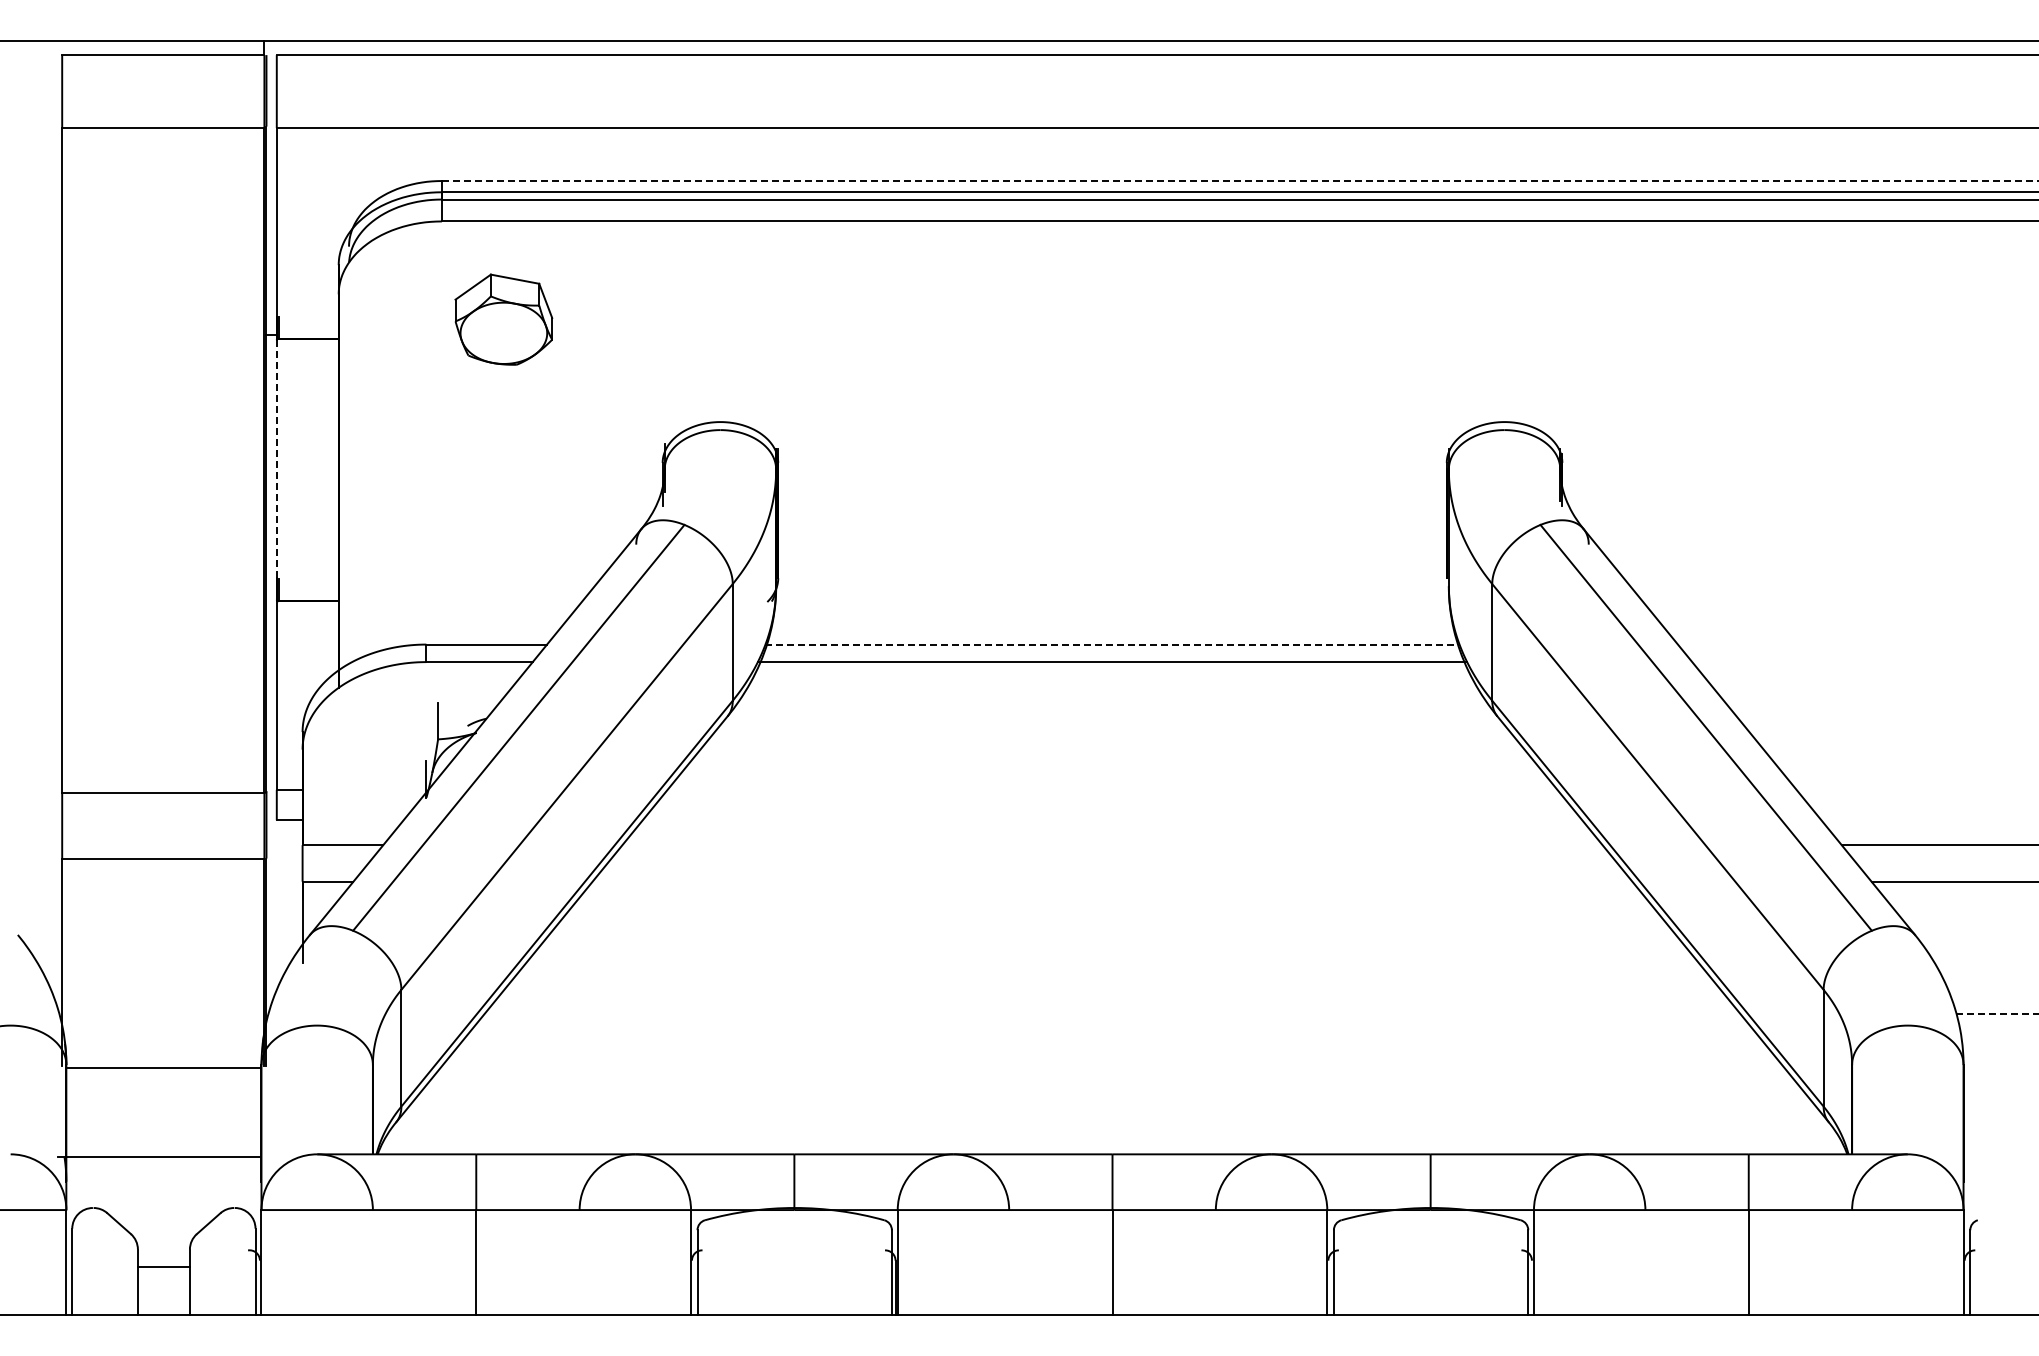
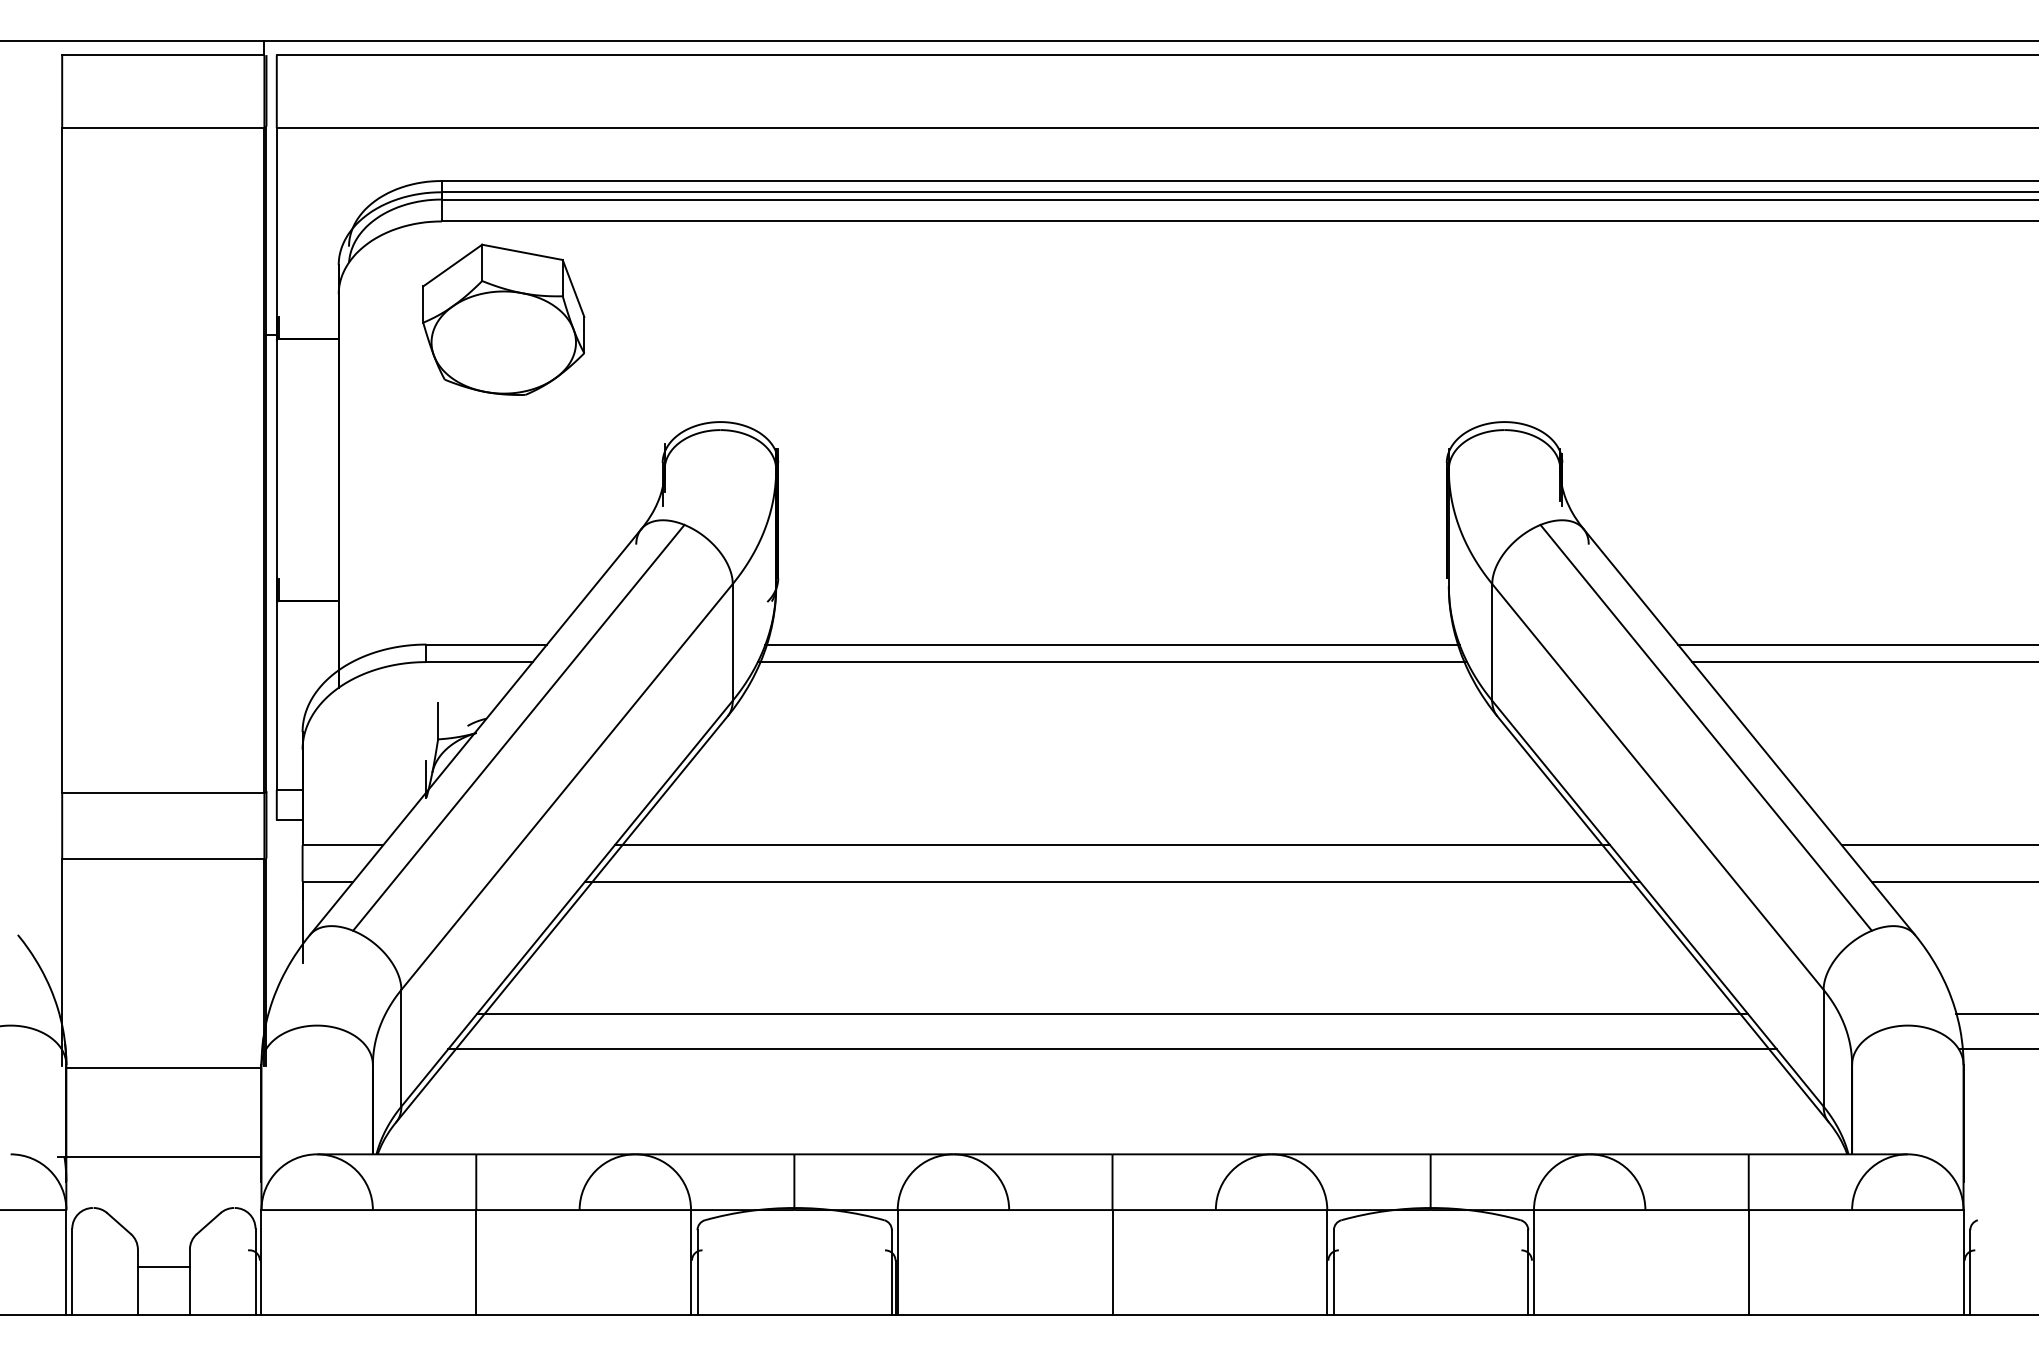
line: dashed -> solid (1240, 181)
part size: 100x93 px -> 164x153 px (503, 319)
line: dashed -> solid (276, 469)
line: dashed -> solid (1113, 644)
line: none -> present (1856, 644)
line: none -> present (1863, 662)
line: none -> present (1112, 845)
line: none -> present (1112, 881)
line: none -> present (1112, 1013)
line: dashed -> solid (1997, 1013)
line: none -> present (1112, 1049)
line: none -> present (1996, 1049)
